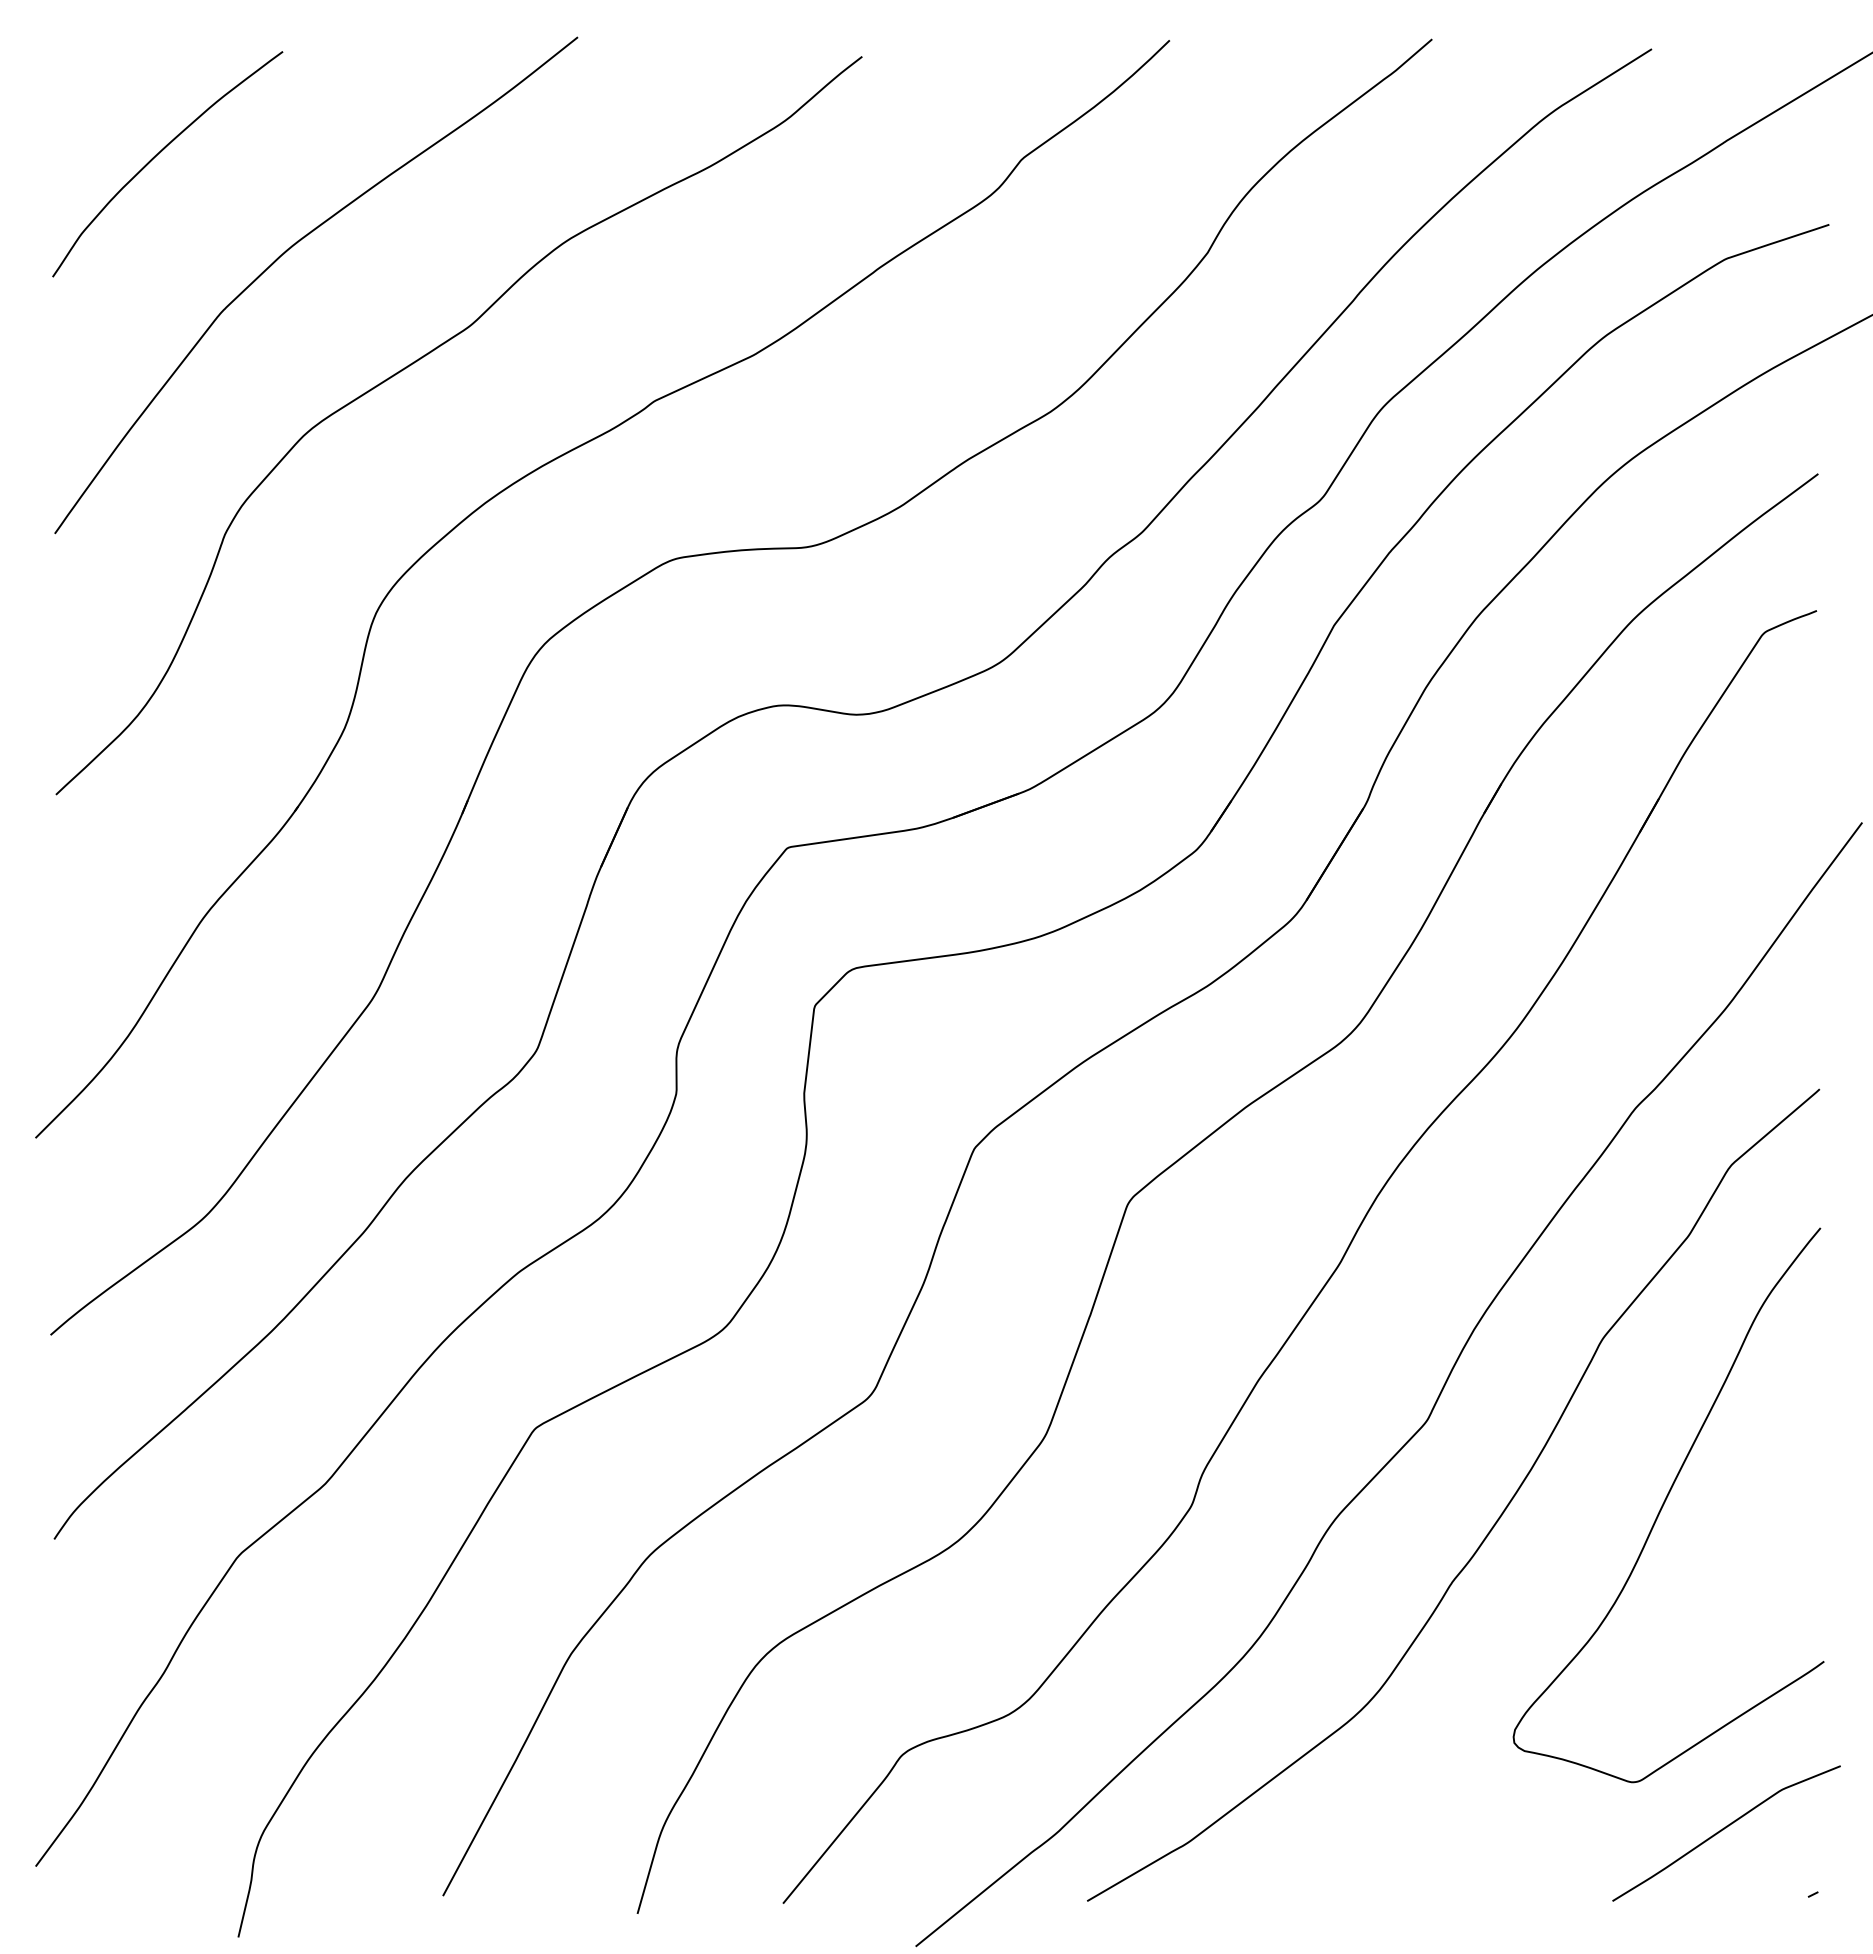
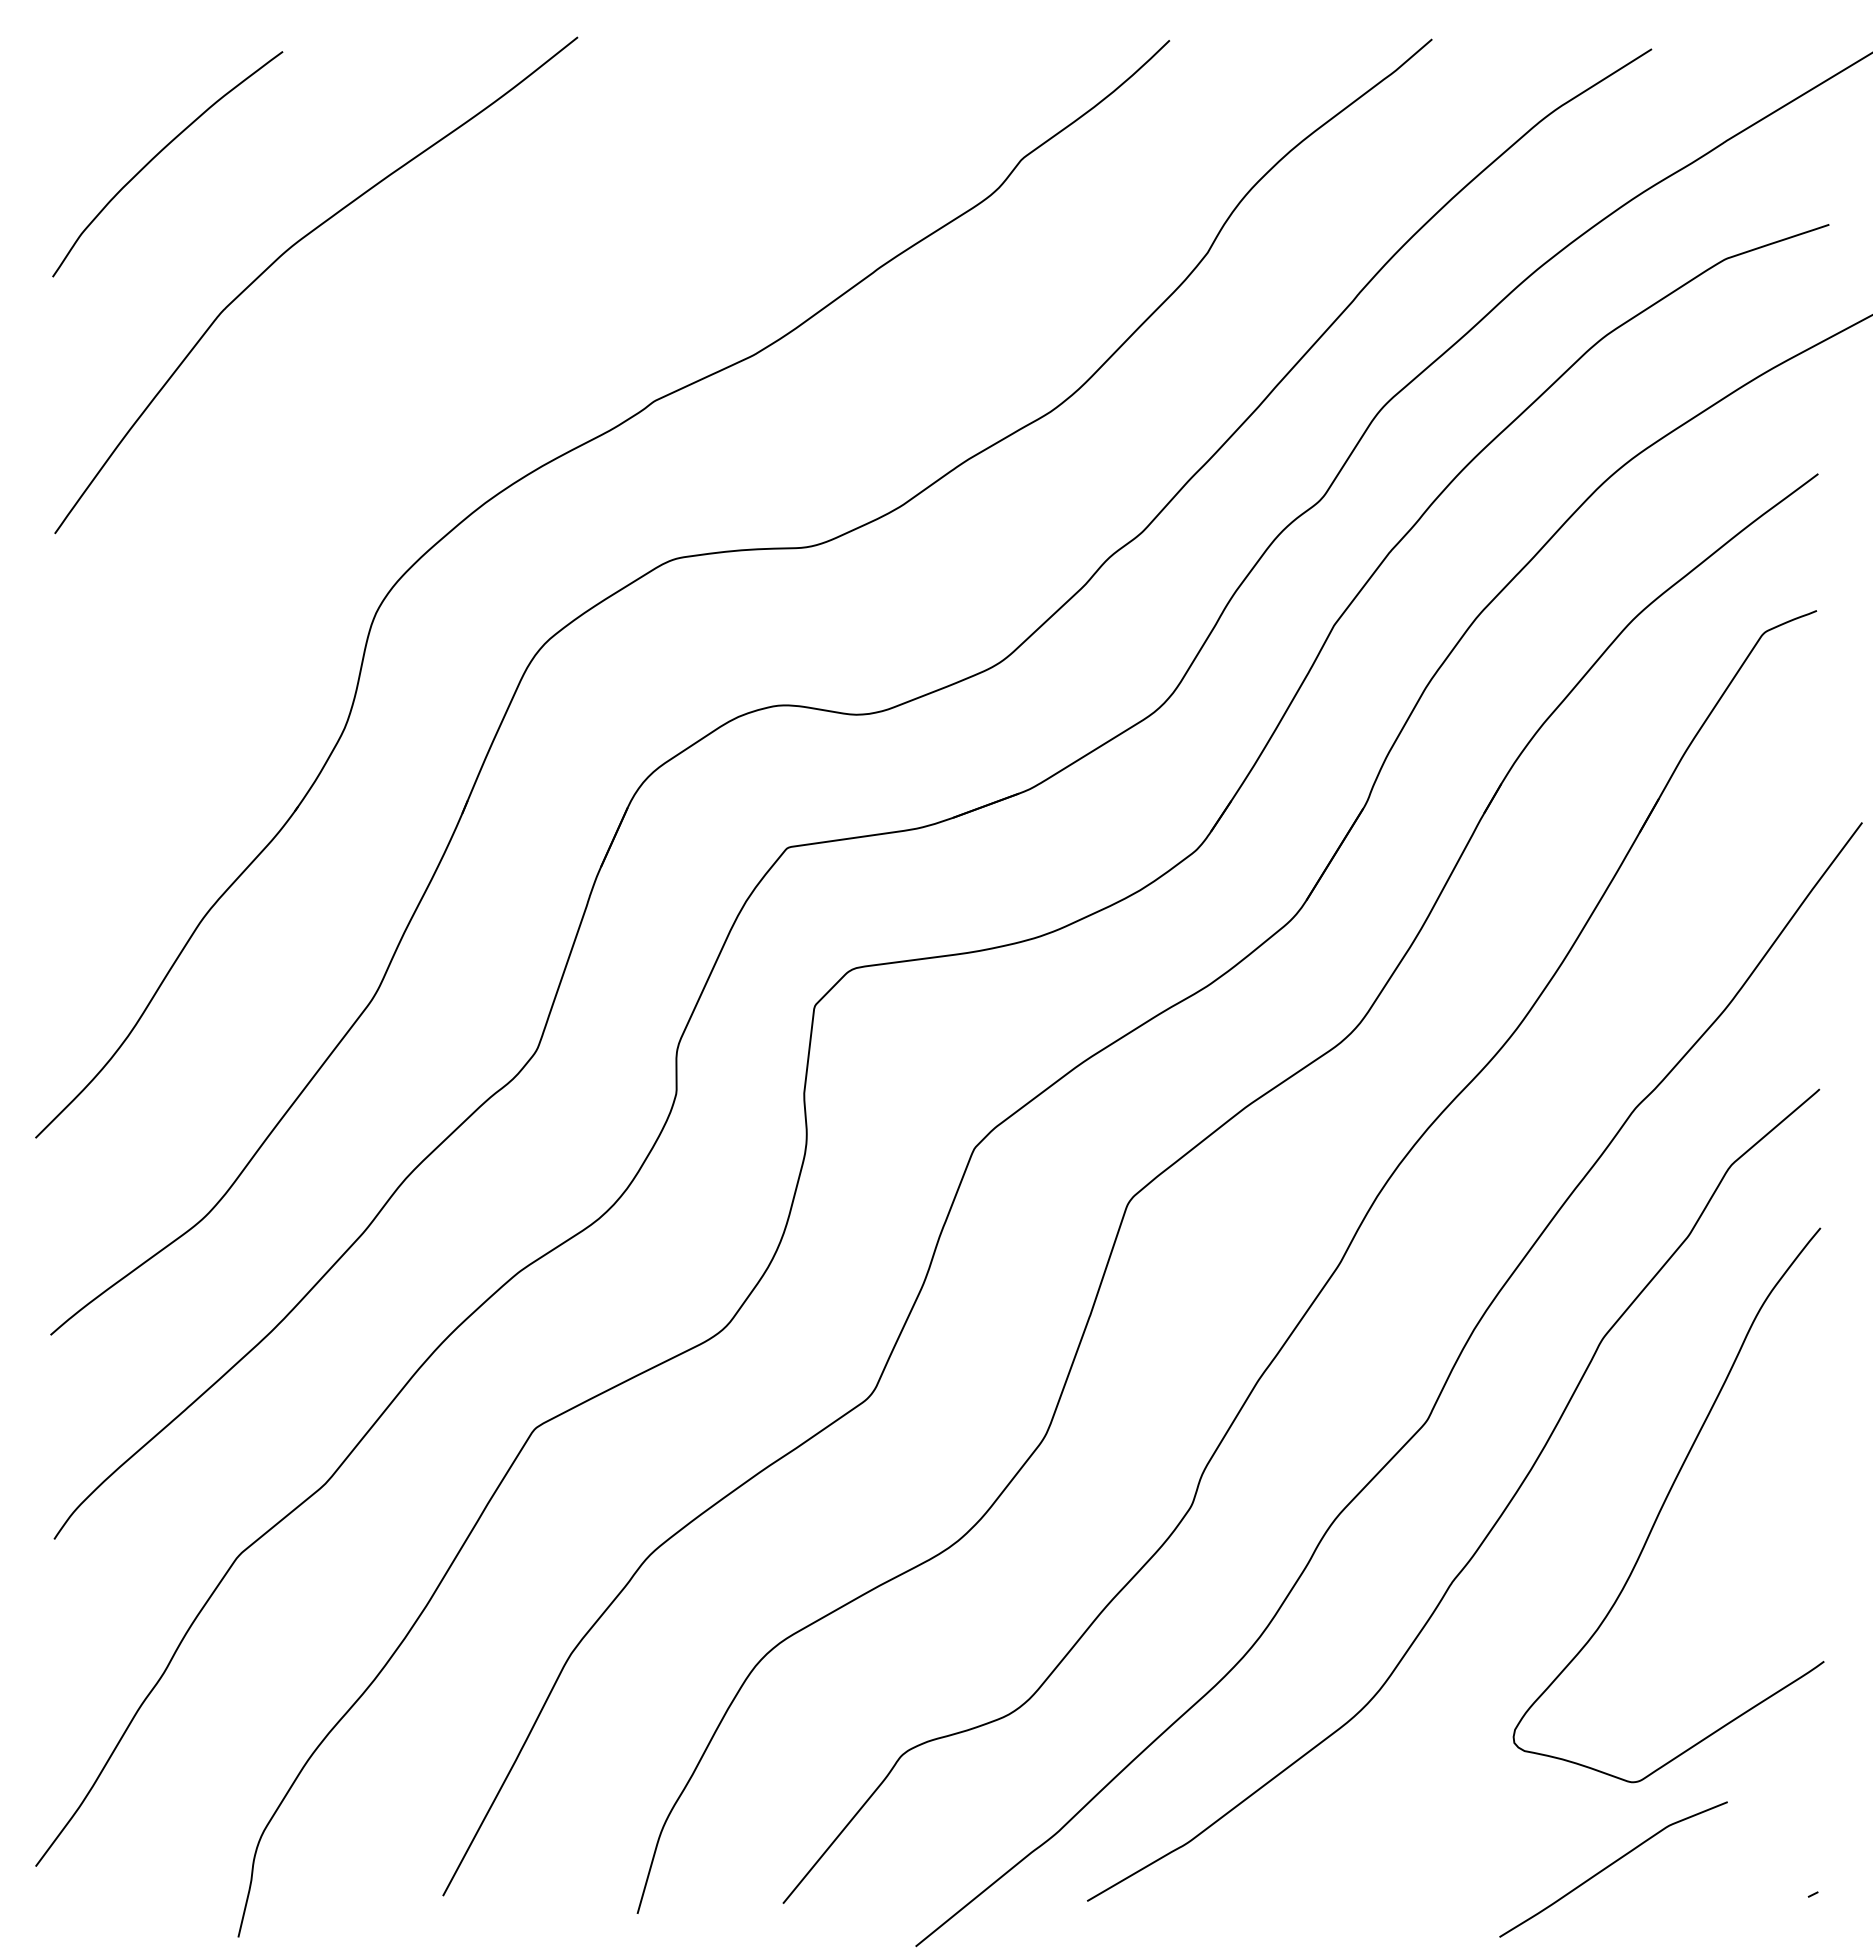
curve: present -> none (416, 362)
curve position: (1723, 1830) -> (1610, 1866) (1610, 1866)
